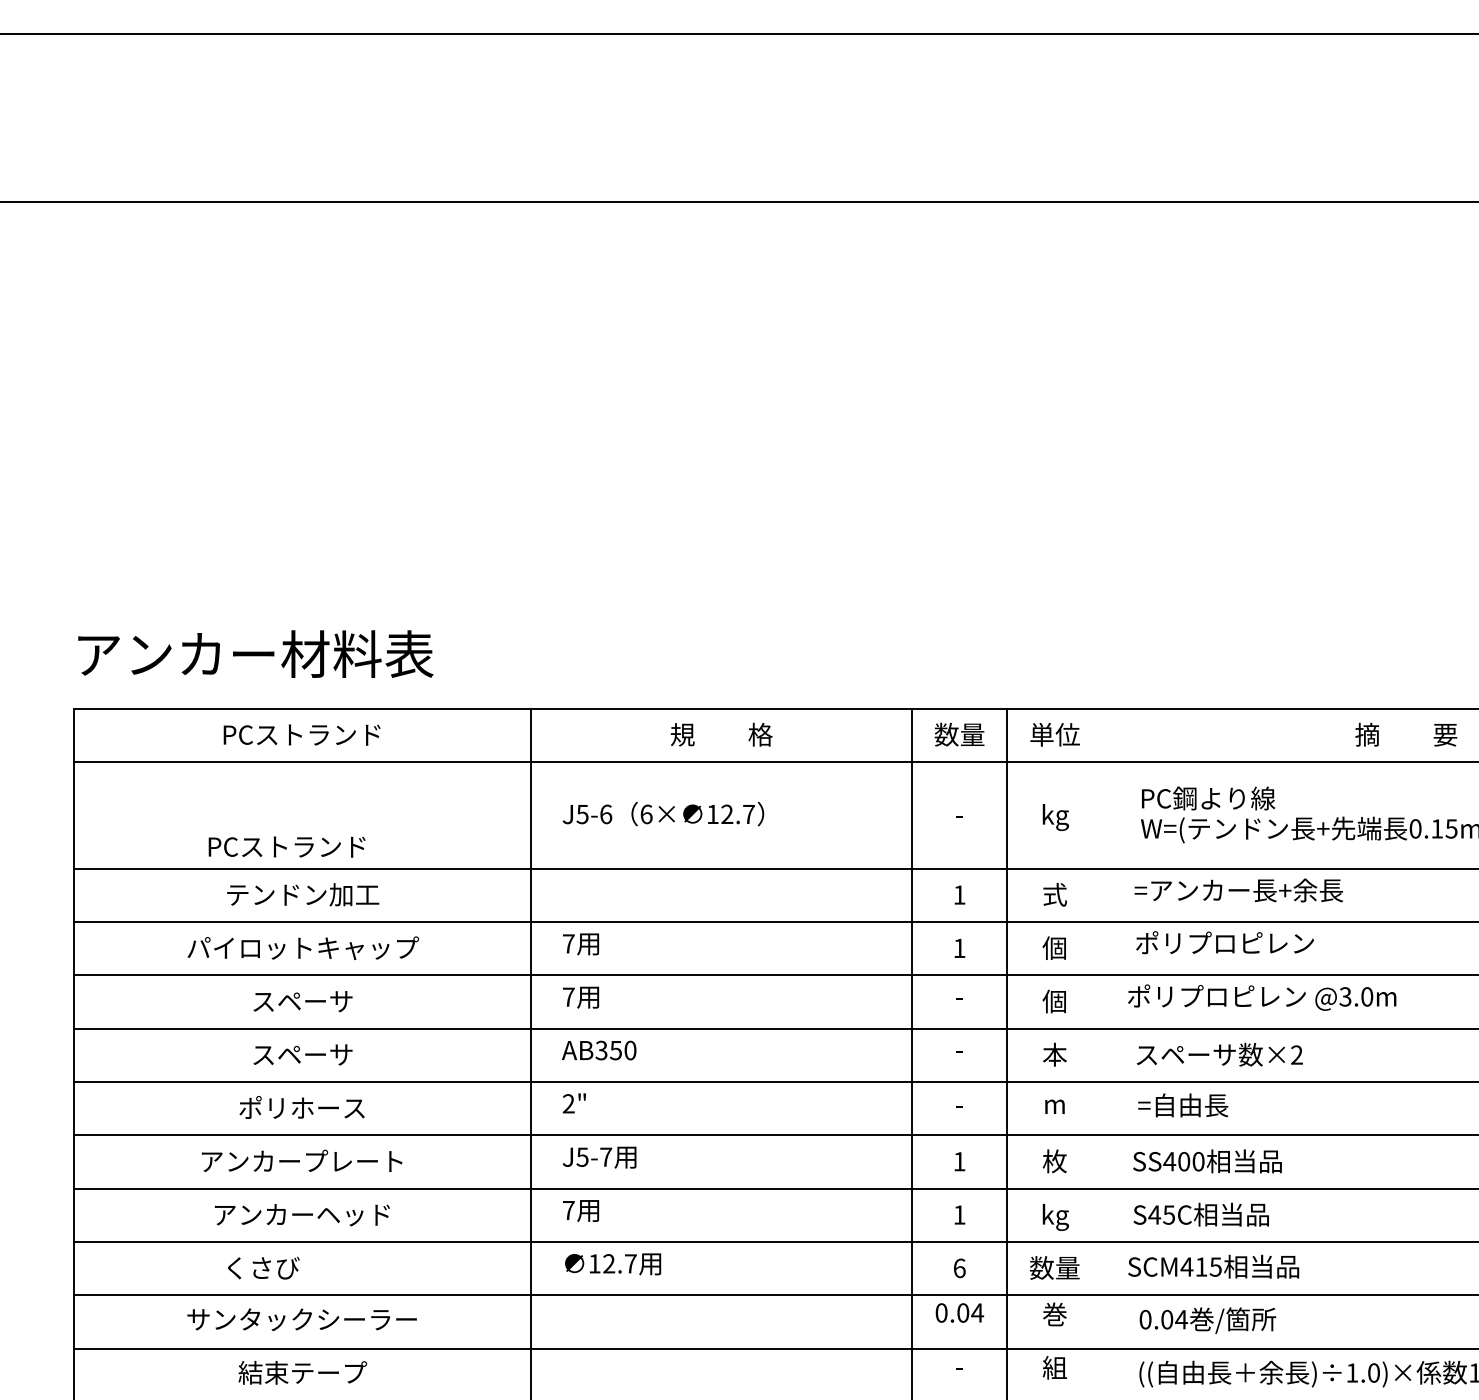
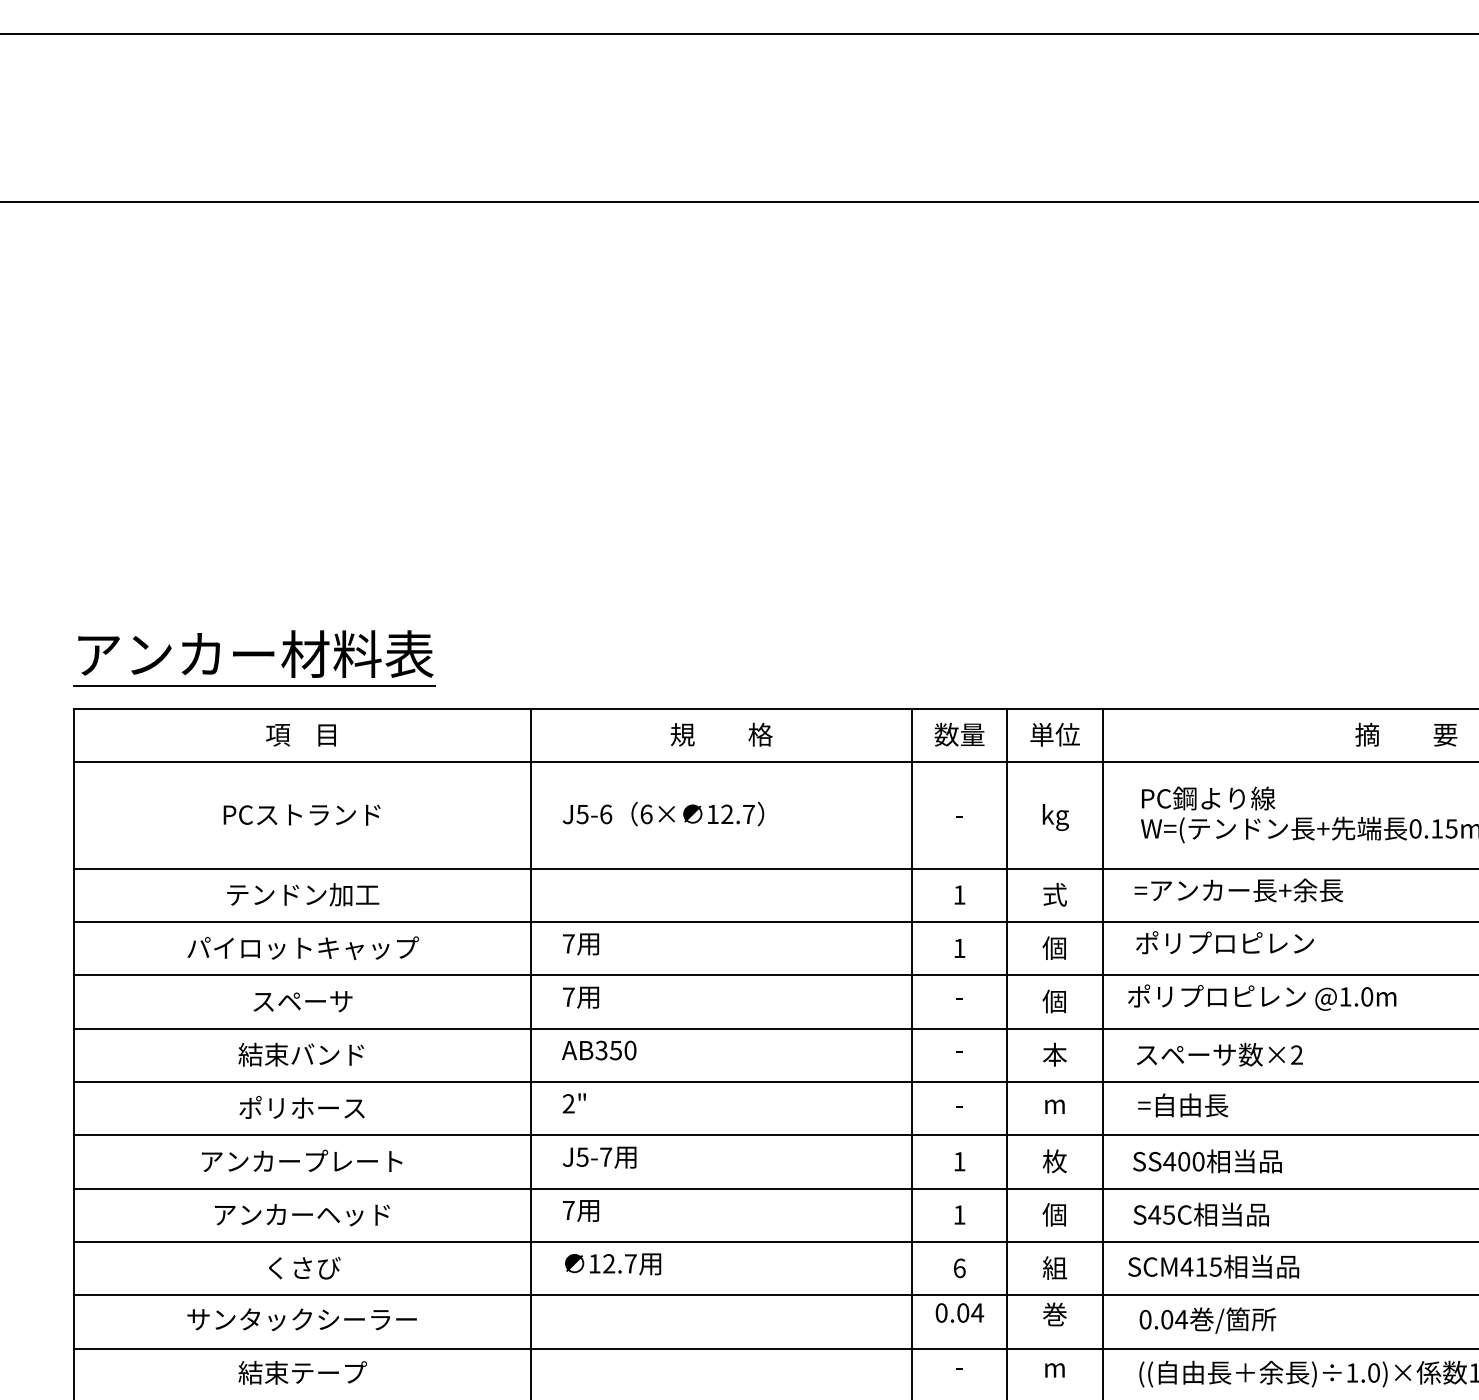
line: none -> present (254, 685)
text: PCストランド -> 項    目 (301, 735)
text position: (286, 846) -> (301, 814) (301, 814)
text: @3.0m -> @1.0m (1345, 996)
line: none -> present (1102, 1052)
text: スペーサ -> 結束バンド (300, 1054)
text: kg -> 個 (1055, 1216)
text position: (263, 1267) -> (304, 1267) (304, 1267)
text: 数量 -> 組 (1054, 1267)
text: 組 -> m (1054, 1367)
